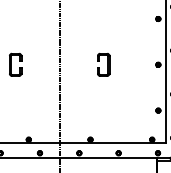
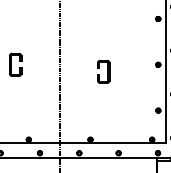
part position: (103, 64) -> (103, 71) (103, 71)
